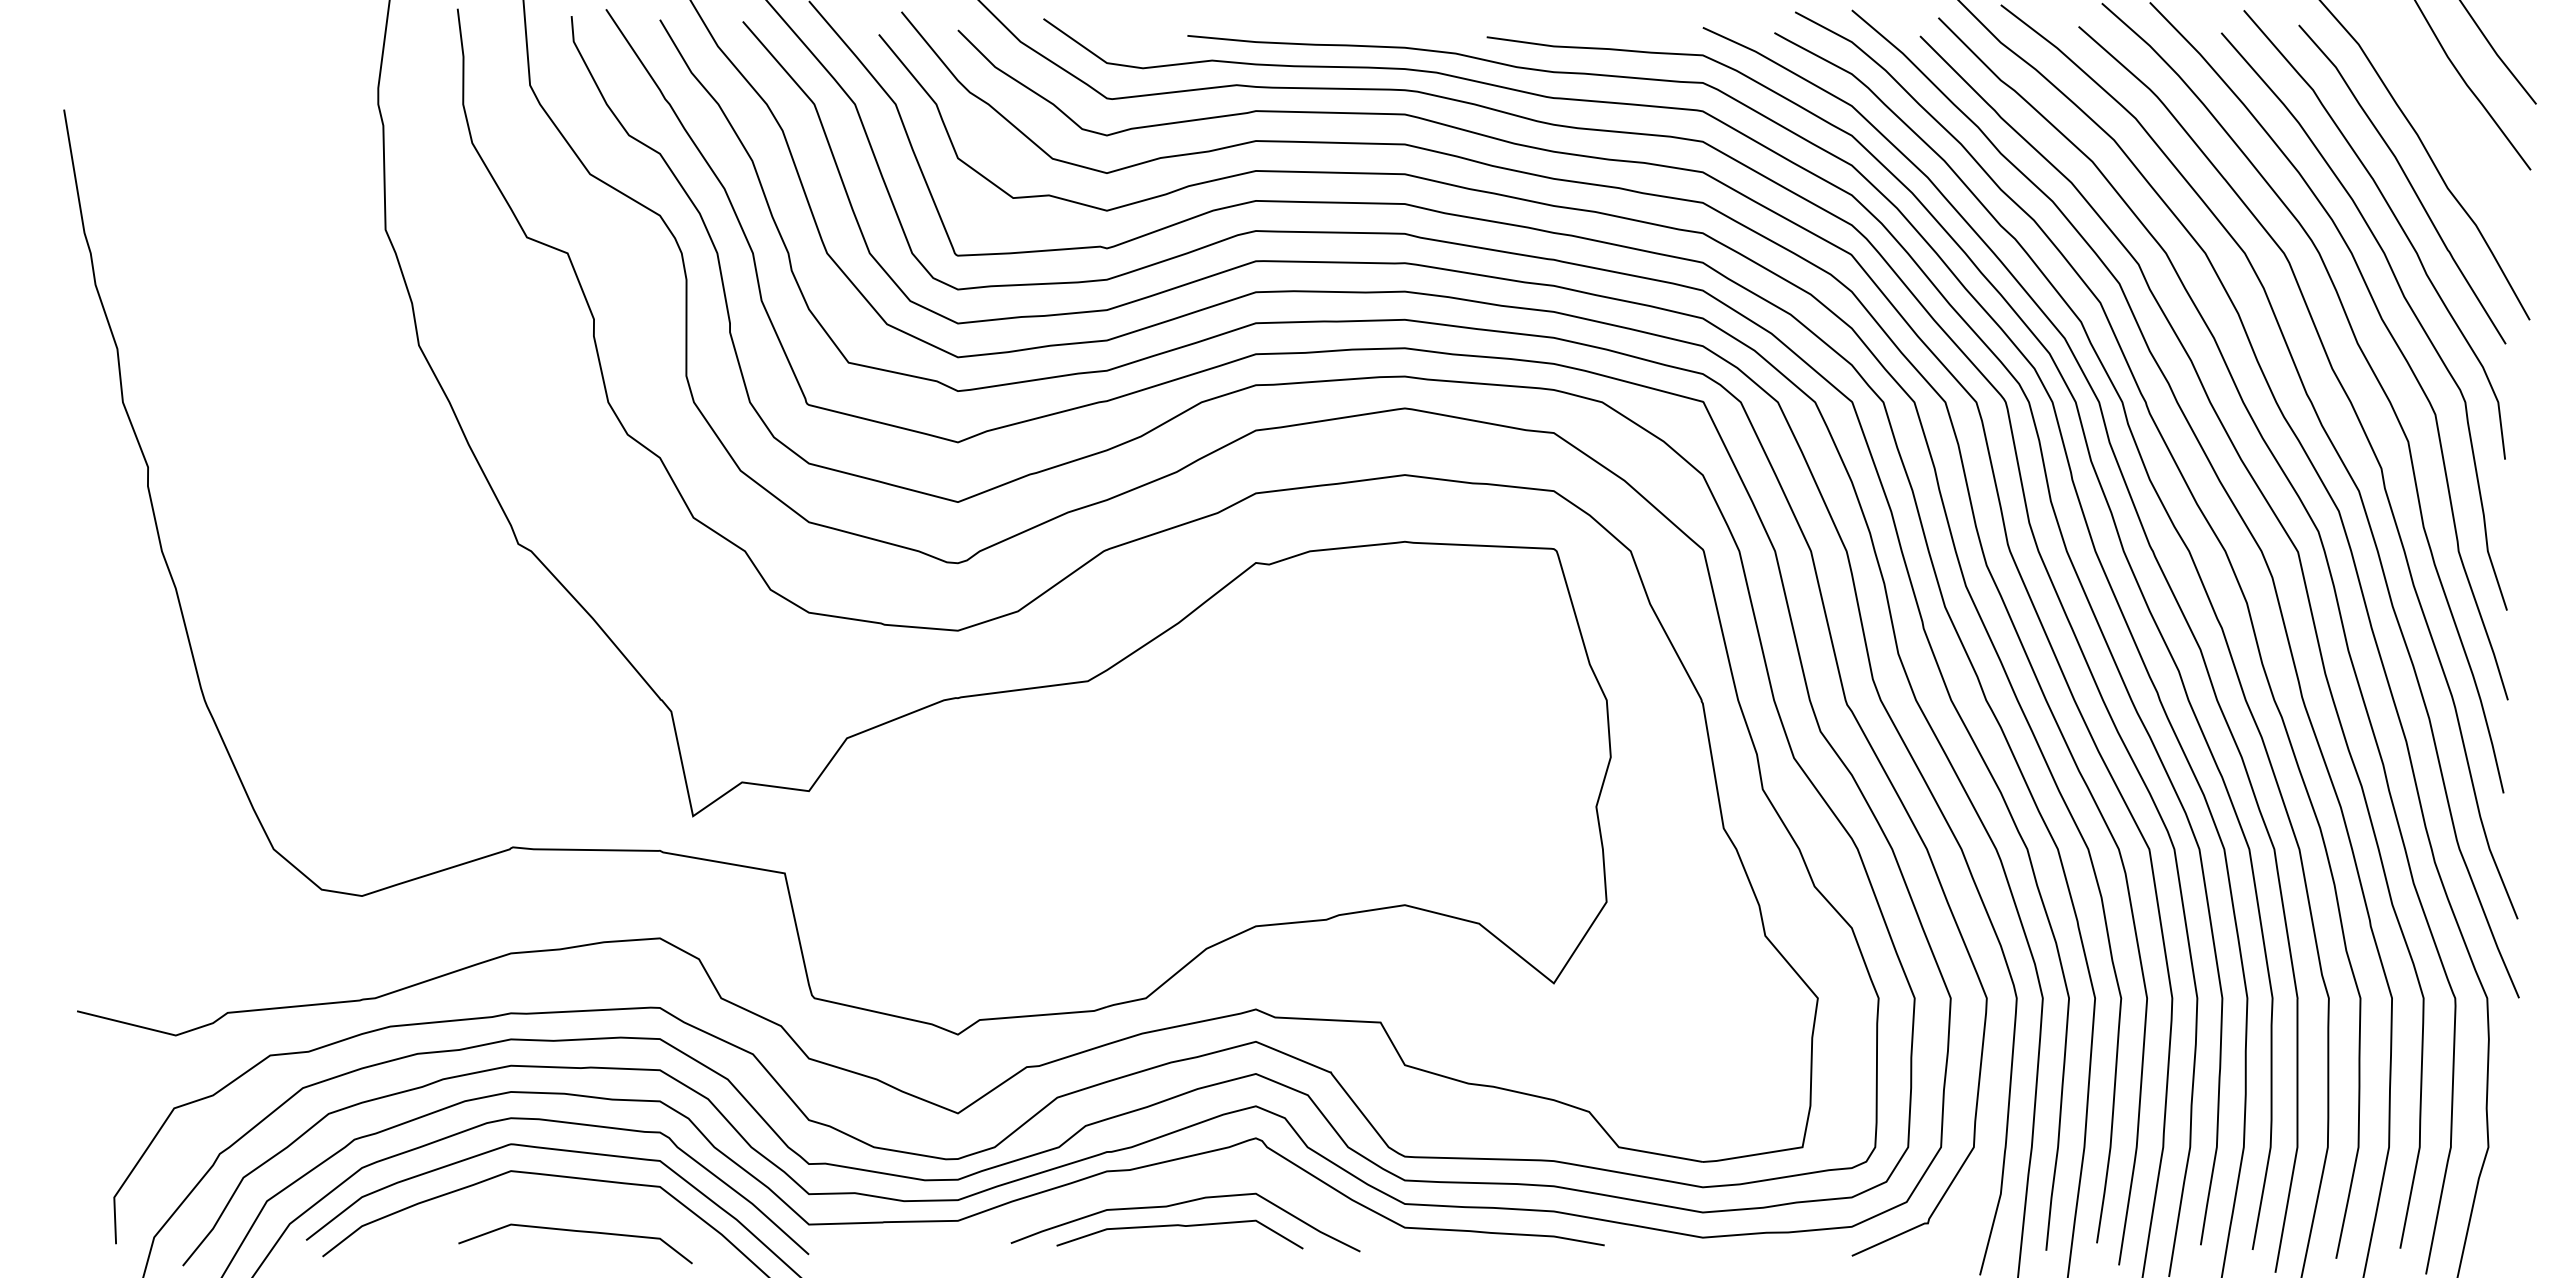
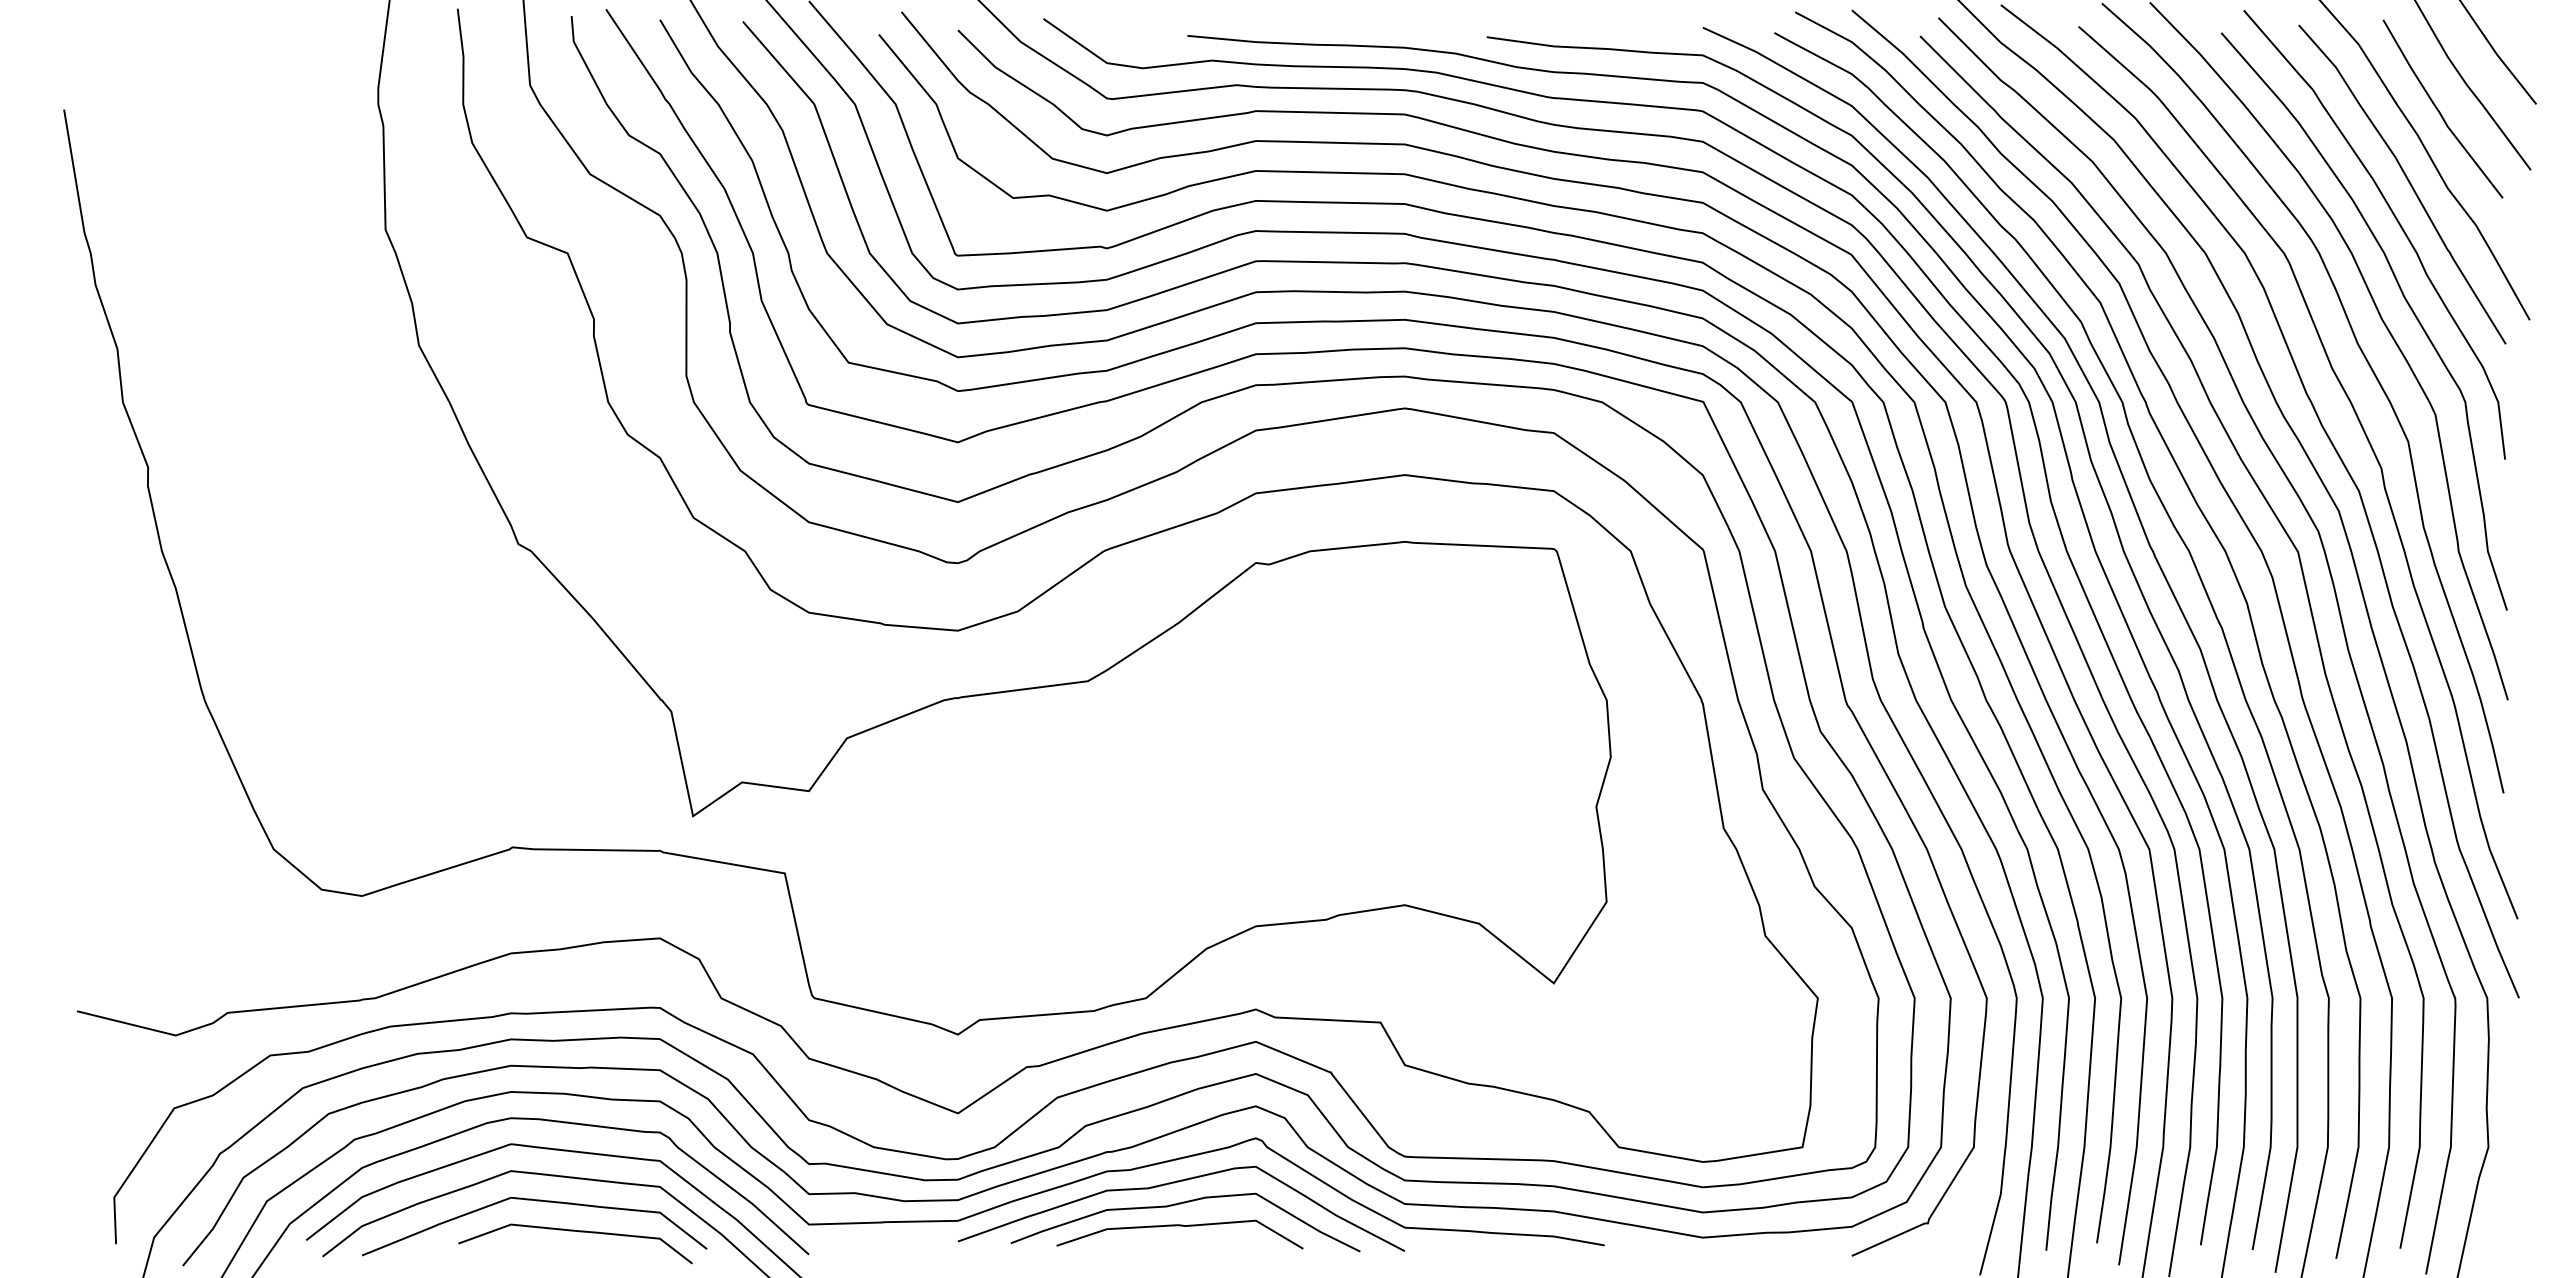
curve: none -> present (2439, 110)
curve: none -> present (1174, 1183)
curve: none -> present (535, 1201)
